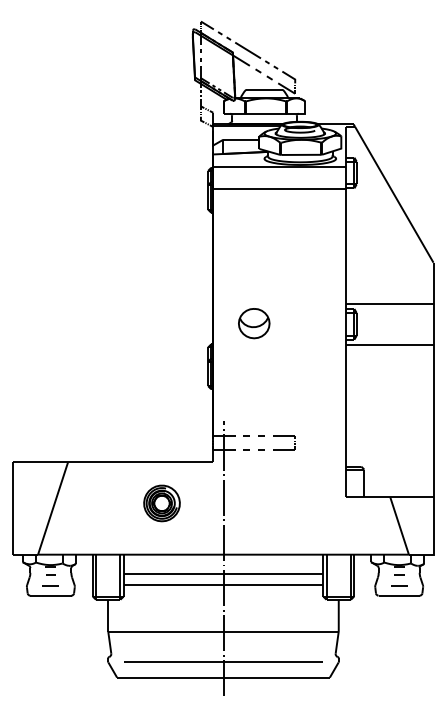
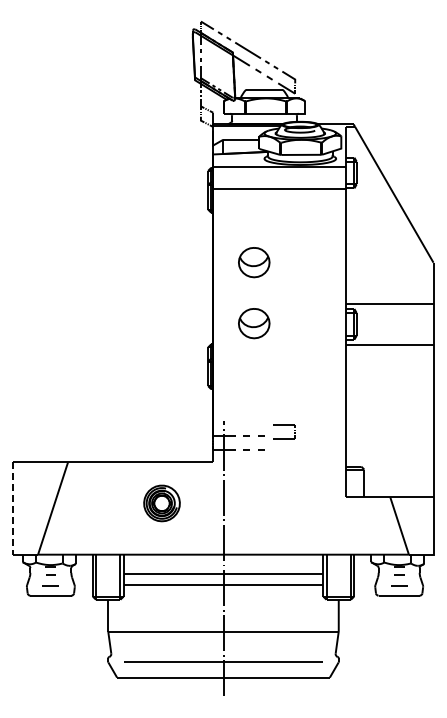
part: none -> present (254, 262)
part position: (284, 442) -> (284, 431) (284, 431)
line: solid -> dashed (13, 509)
